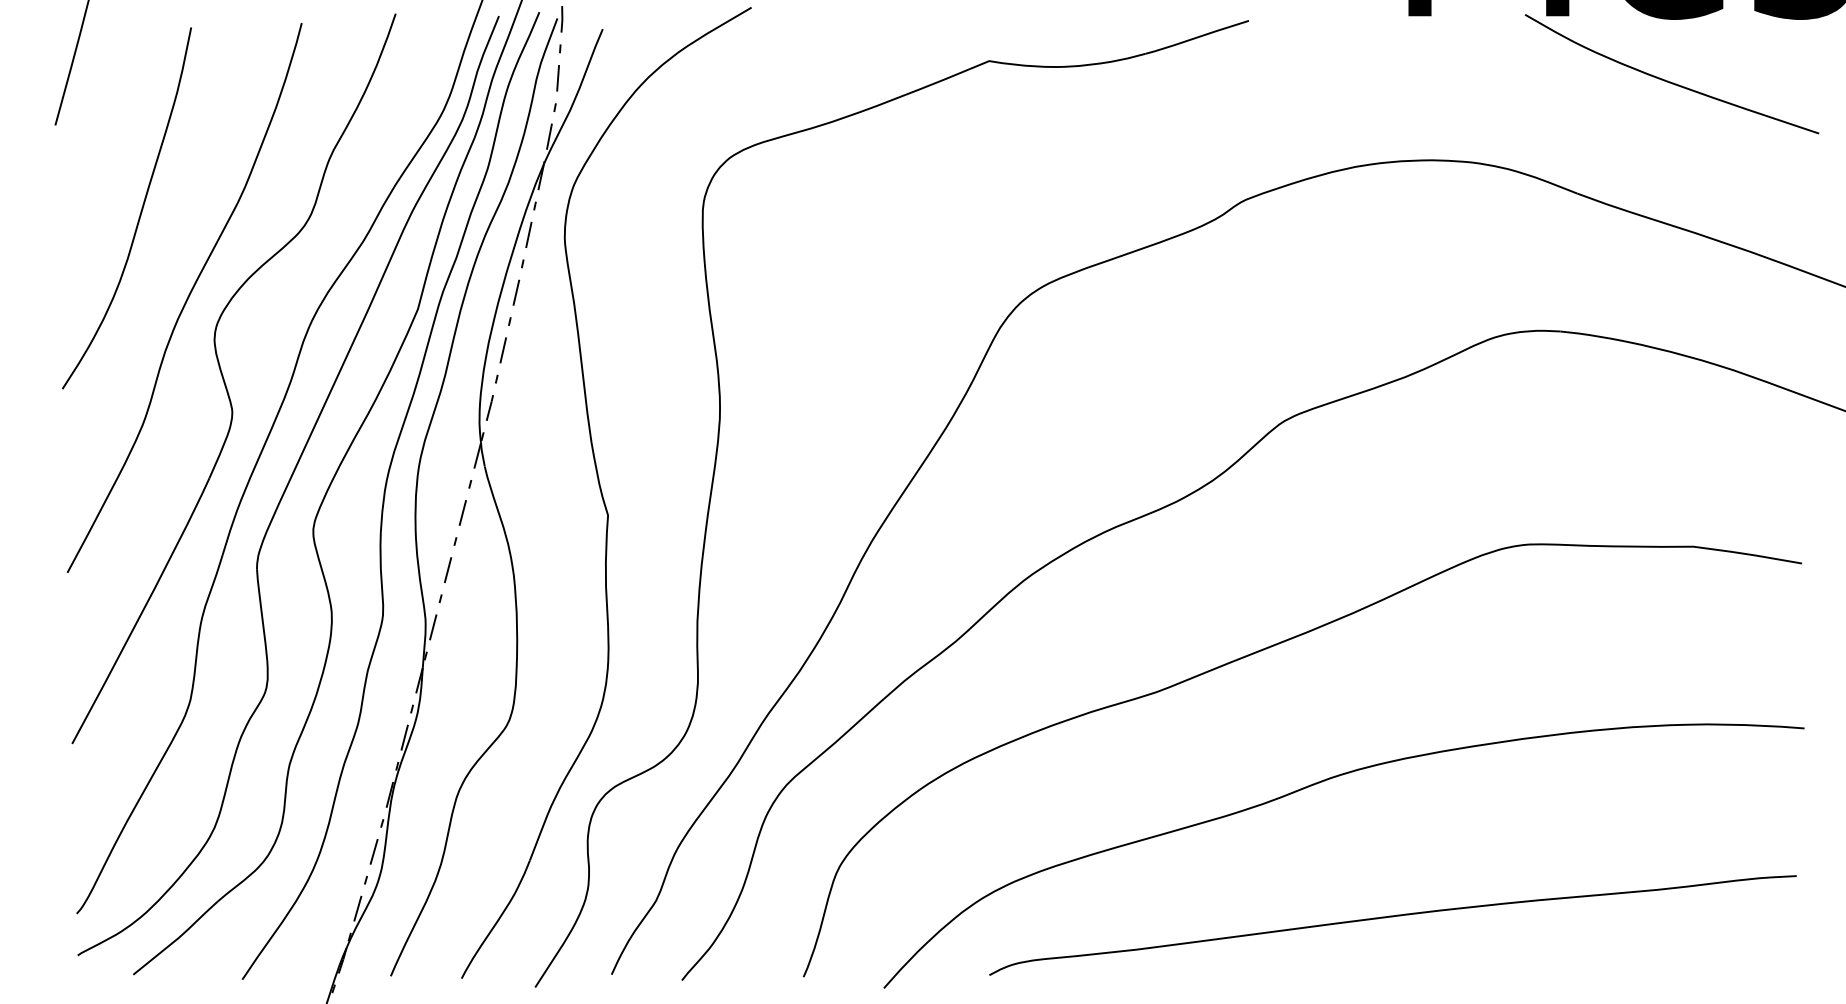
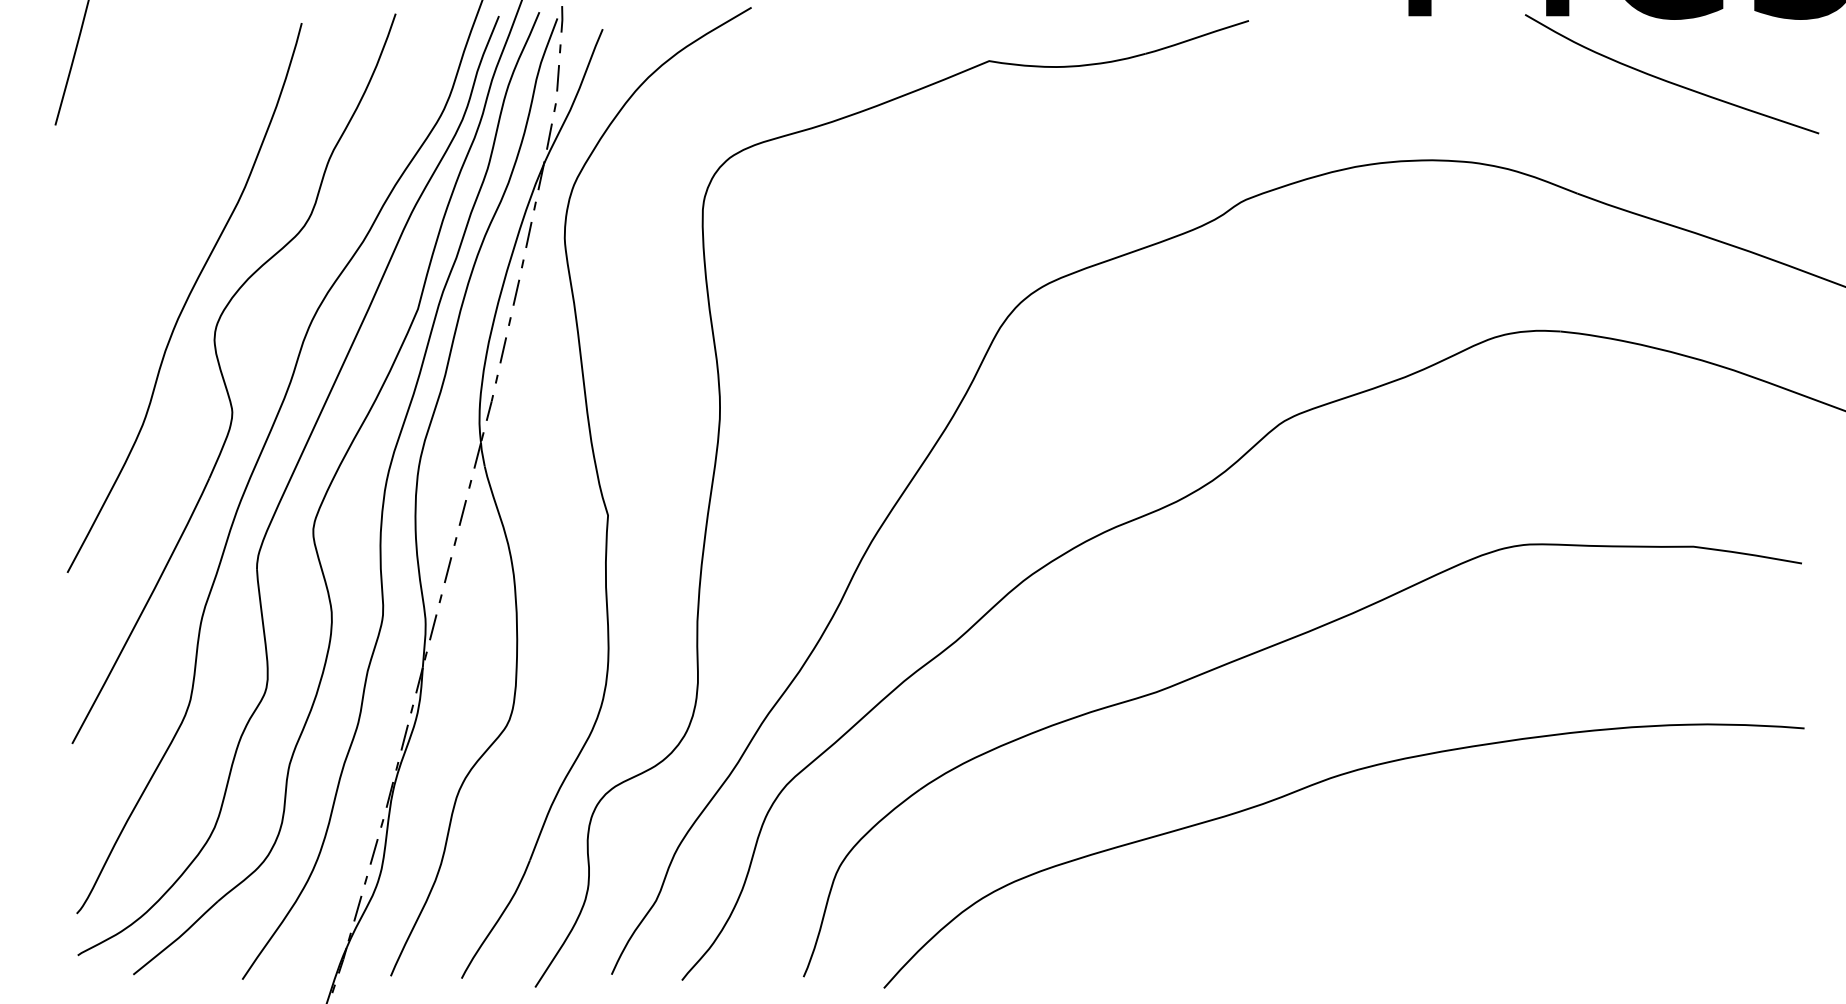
curve: present -> none (140, 211)
curve: present -> none (1392, 917)
